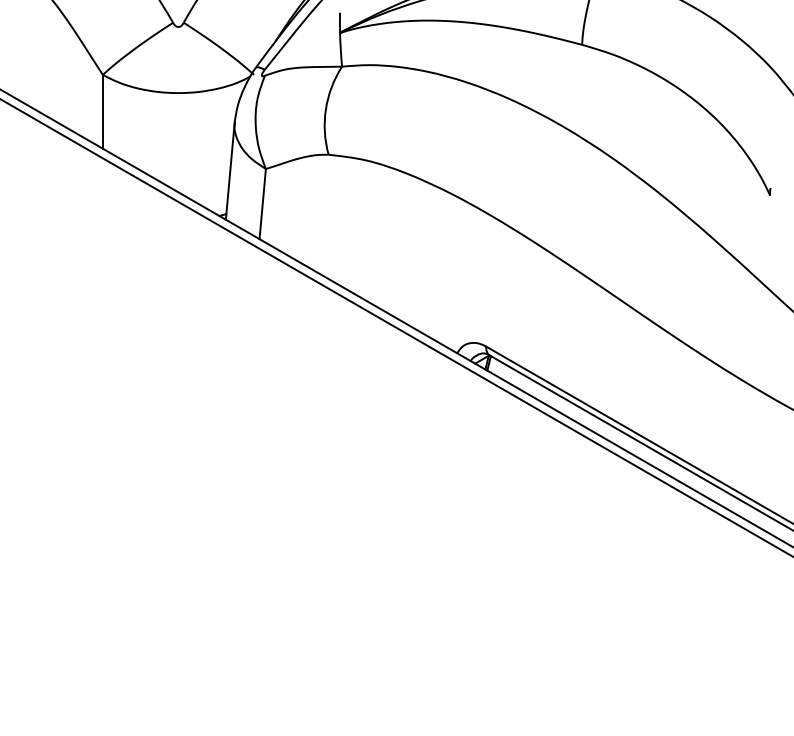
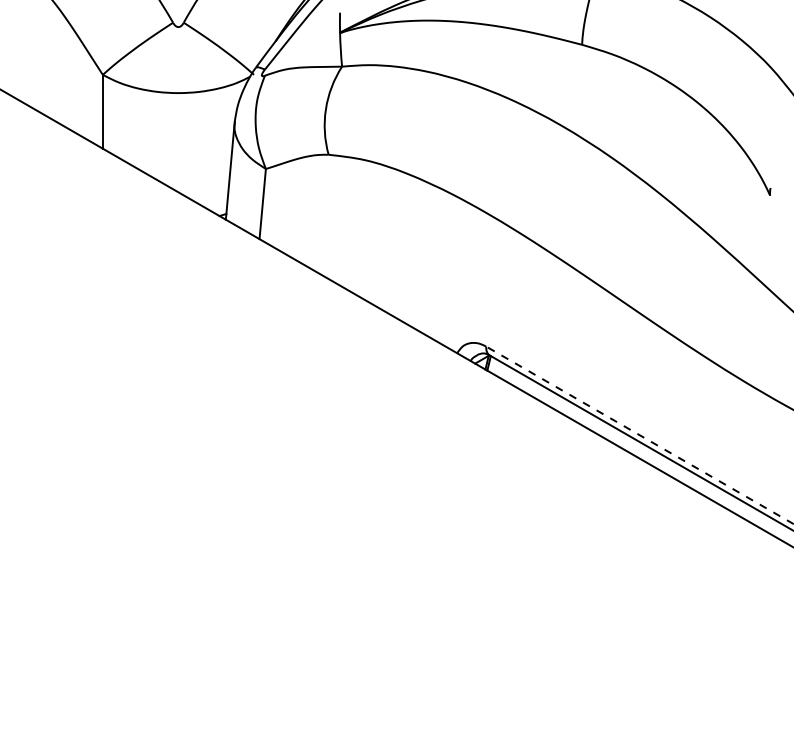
line: present -> none (396, 327)
line: solid -> dashed (639, 435)
